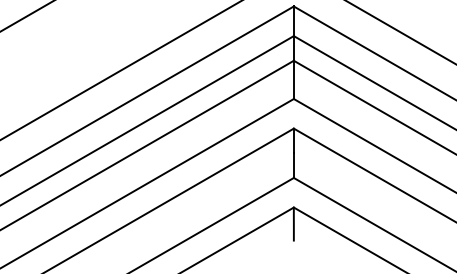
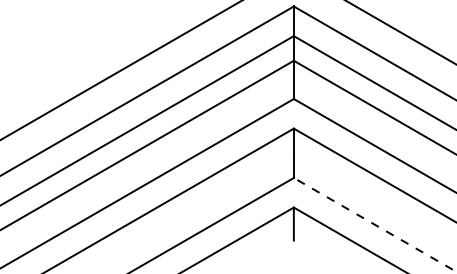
line: present -> none (26, 16)
line: solid -> dashed (375, 224)
